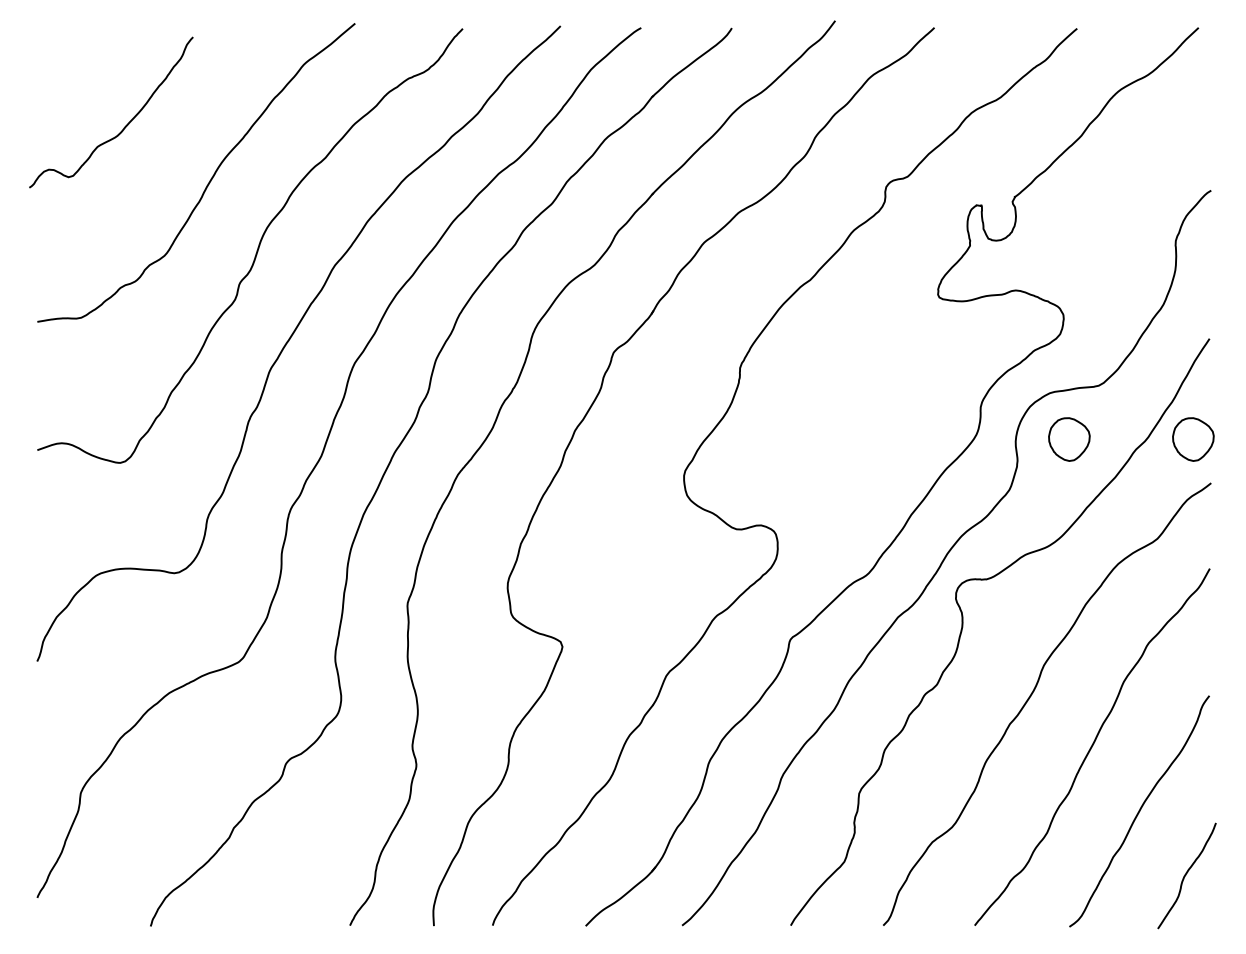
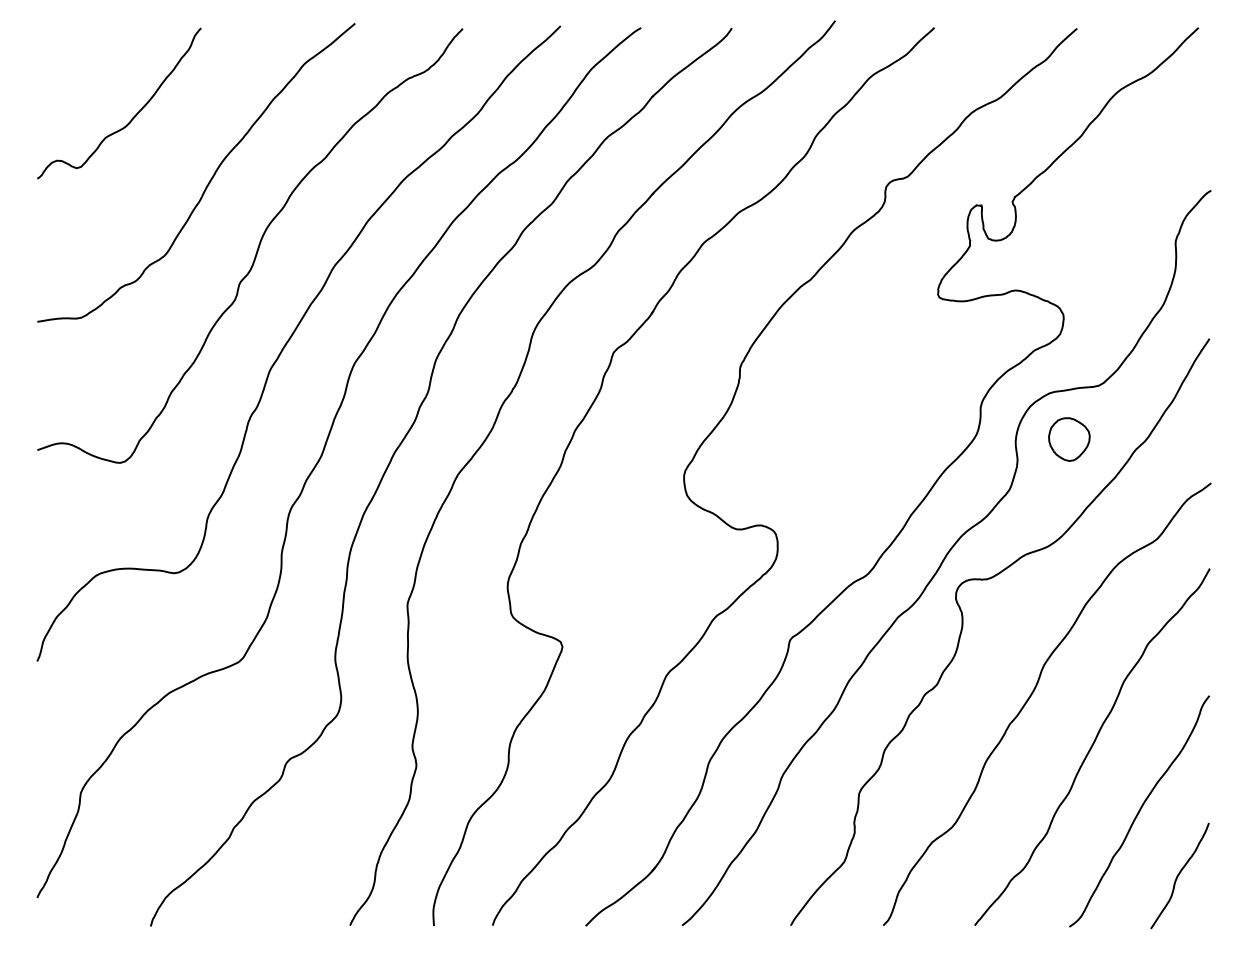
curve position: (125, 125) -> (133, 116) (133, 116)
part: present -> none (1193, 439)
curve position: (1186, 875) -> (1179, 875) (1179, 875)
